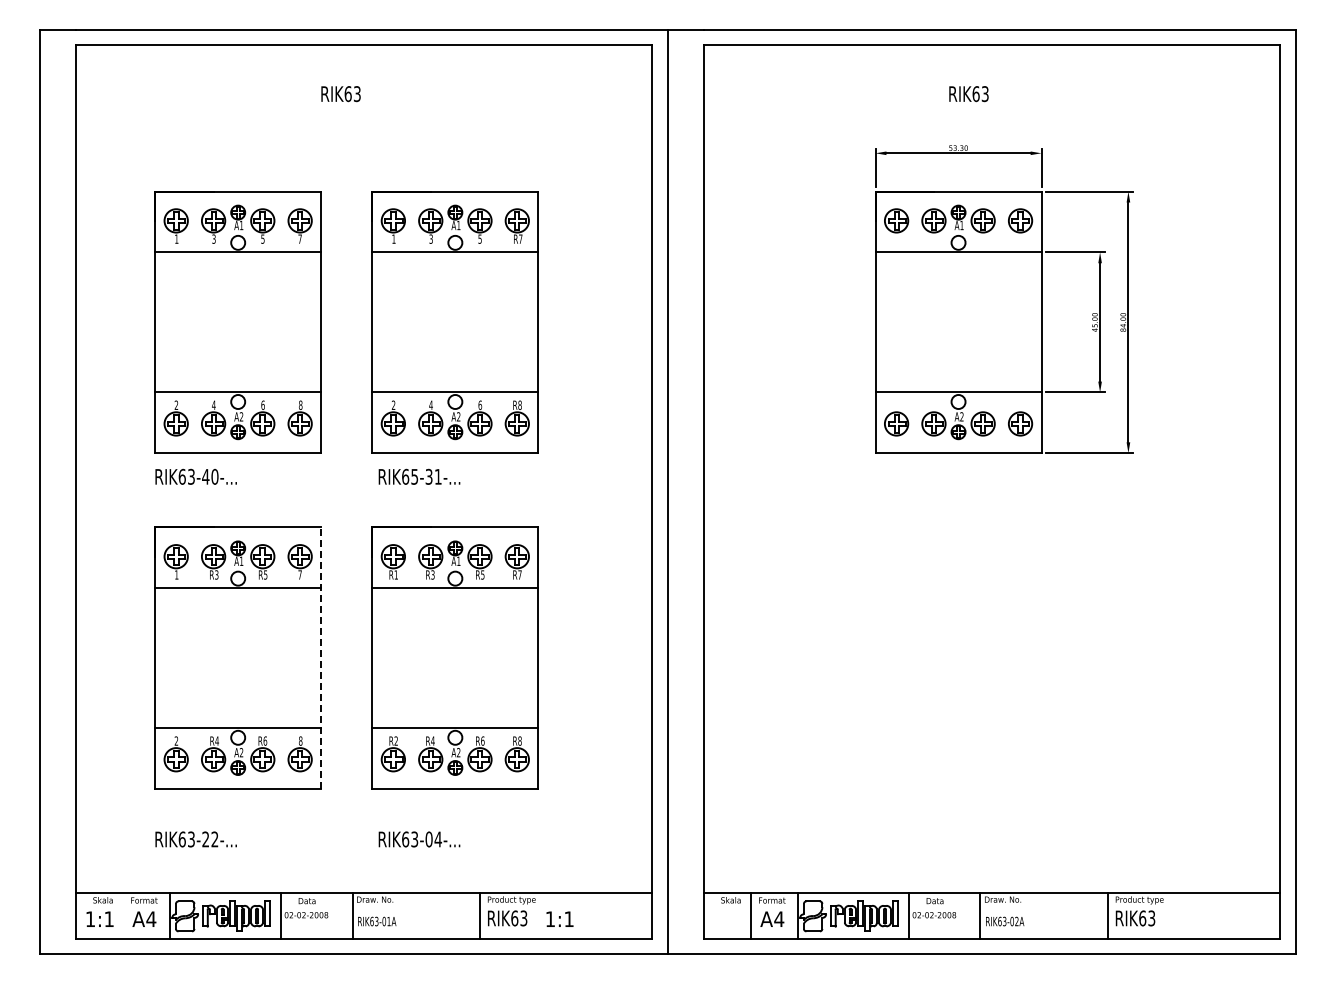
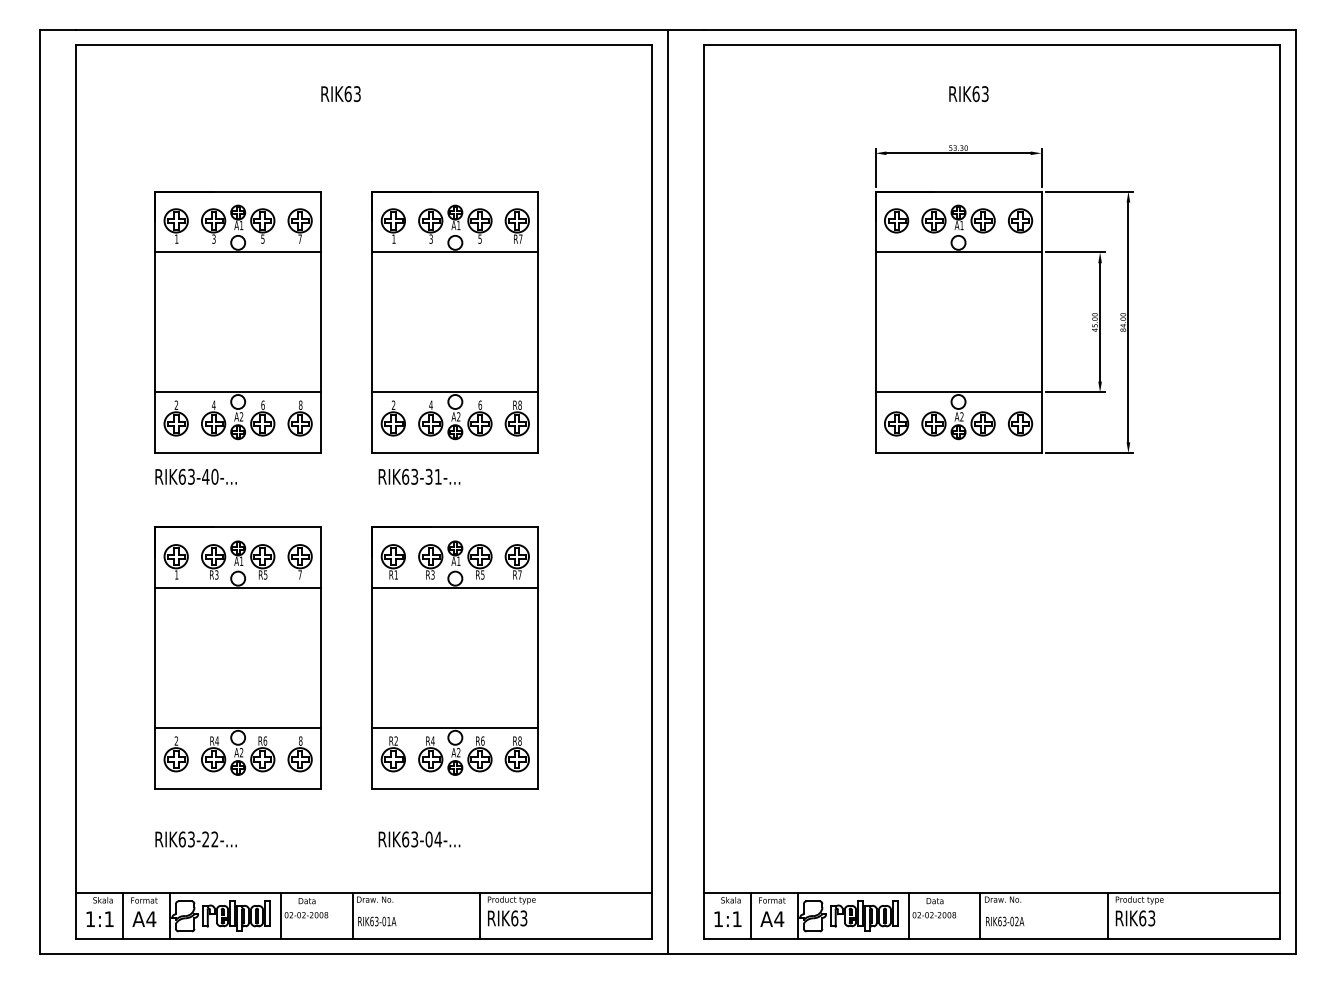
text: RIK65-31-... -> RIK63-31-... (414, 475)
line: dashed -> solid (321, 658)
line: none -> present (123, 915)
text position: (559, 918) -> (727, 918) (727, 918)
